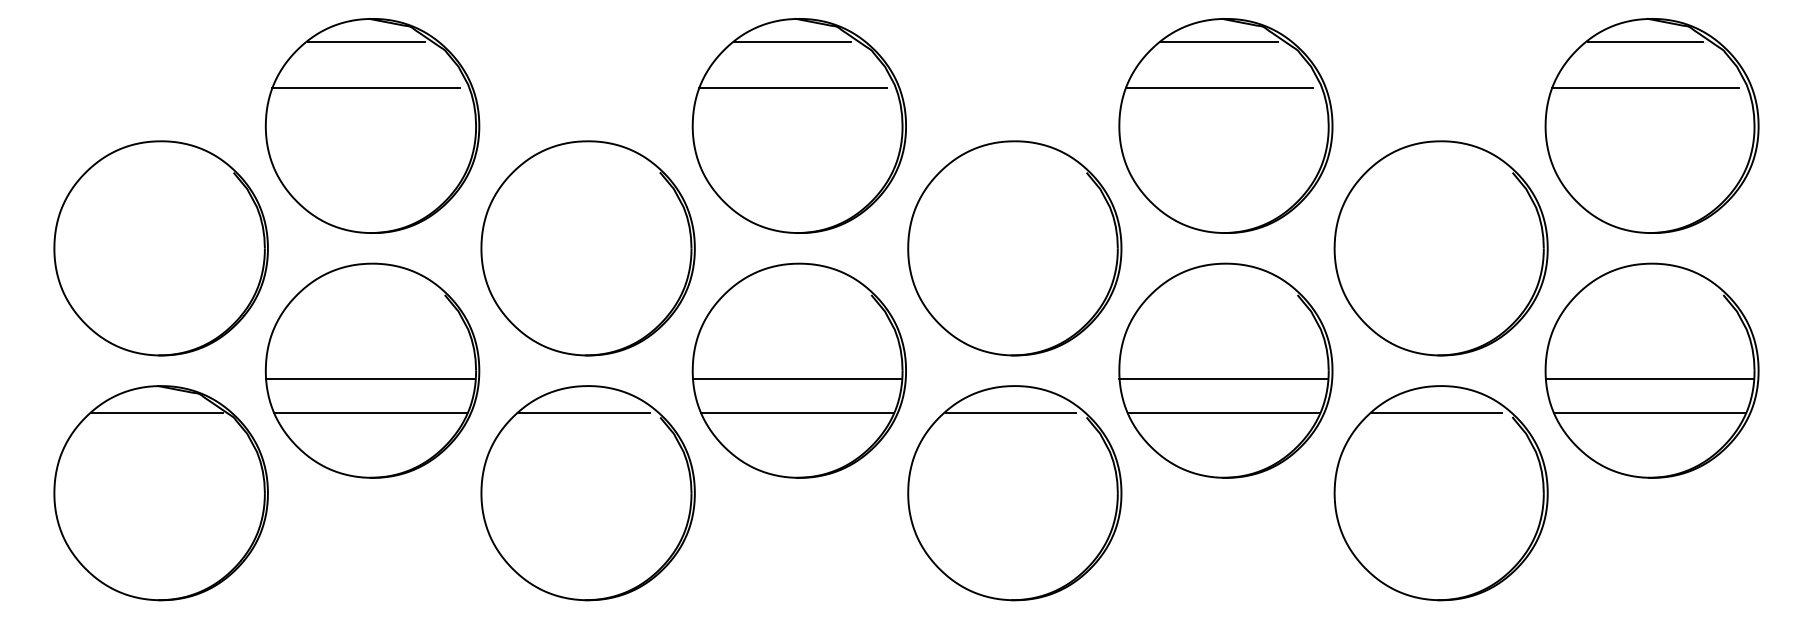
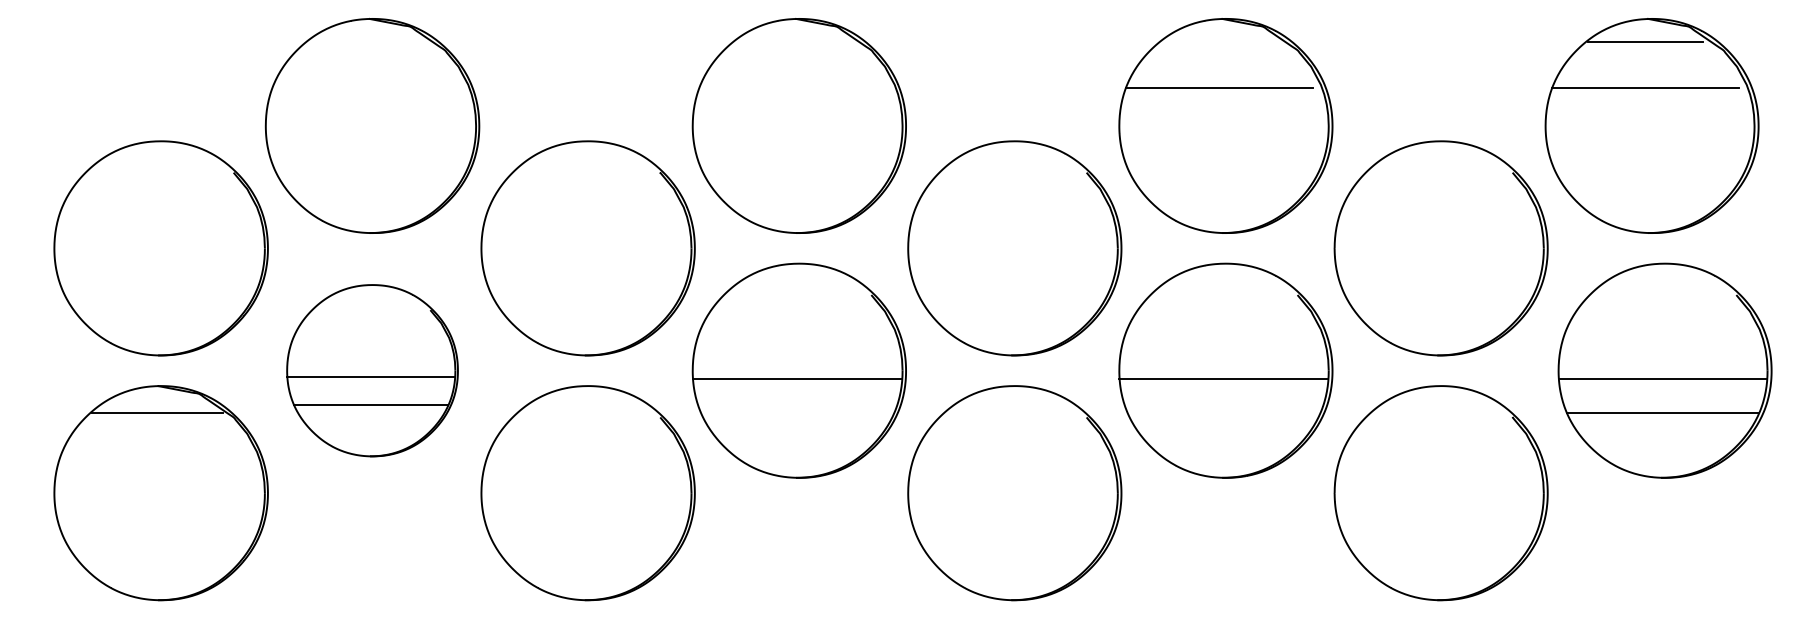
line: present -> none (365, 42)
line: present -> none (792, 42)
line: present -> none (1219, 42)
line: present -> none (366, 87)
line: present -> none (792, 87)
part size: 217x217 px -> 173x174 px (372, 370)
part position: (1651, 370) -> (1664, 370) (1664, 370)
line: present -> none (584, 413)
line: present -> none (797, 413)
line: present -> none (1010, 413)
line: present -> none (1223, 413)
line: present -> none (1437, 413)
